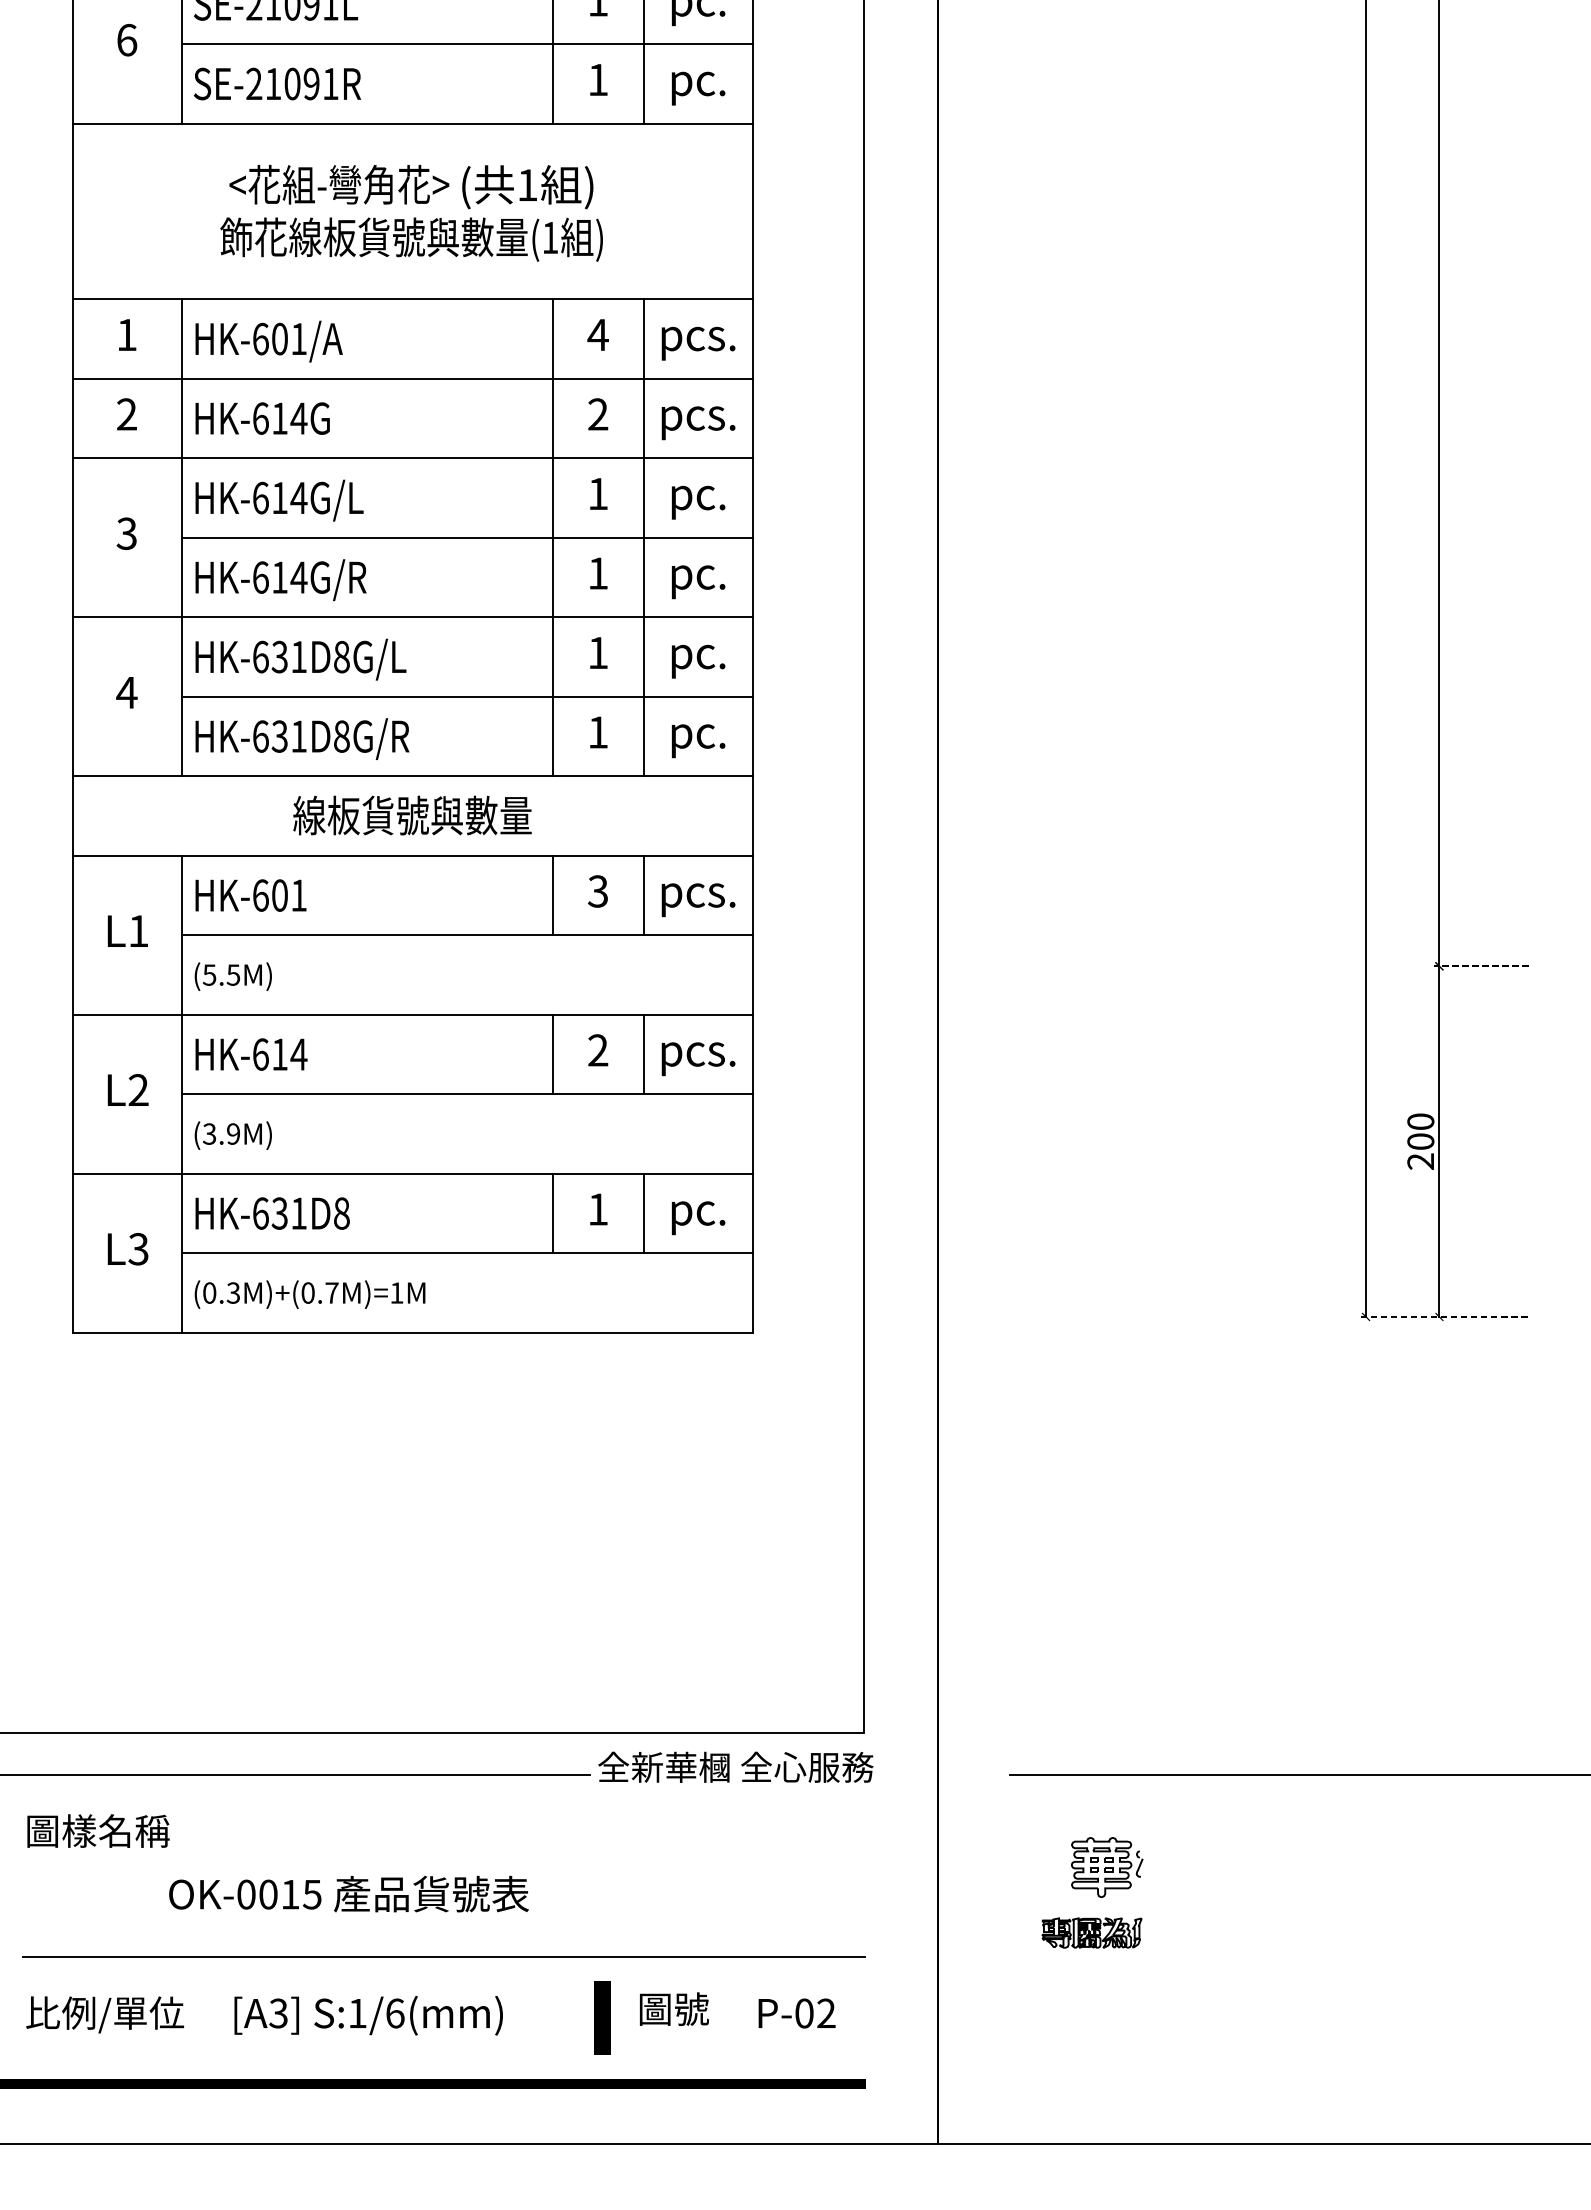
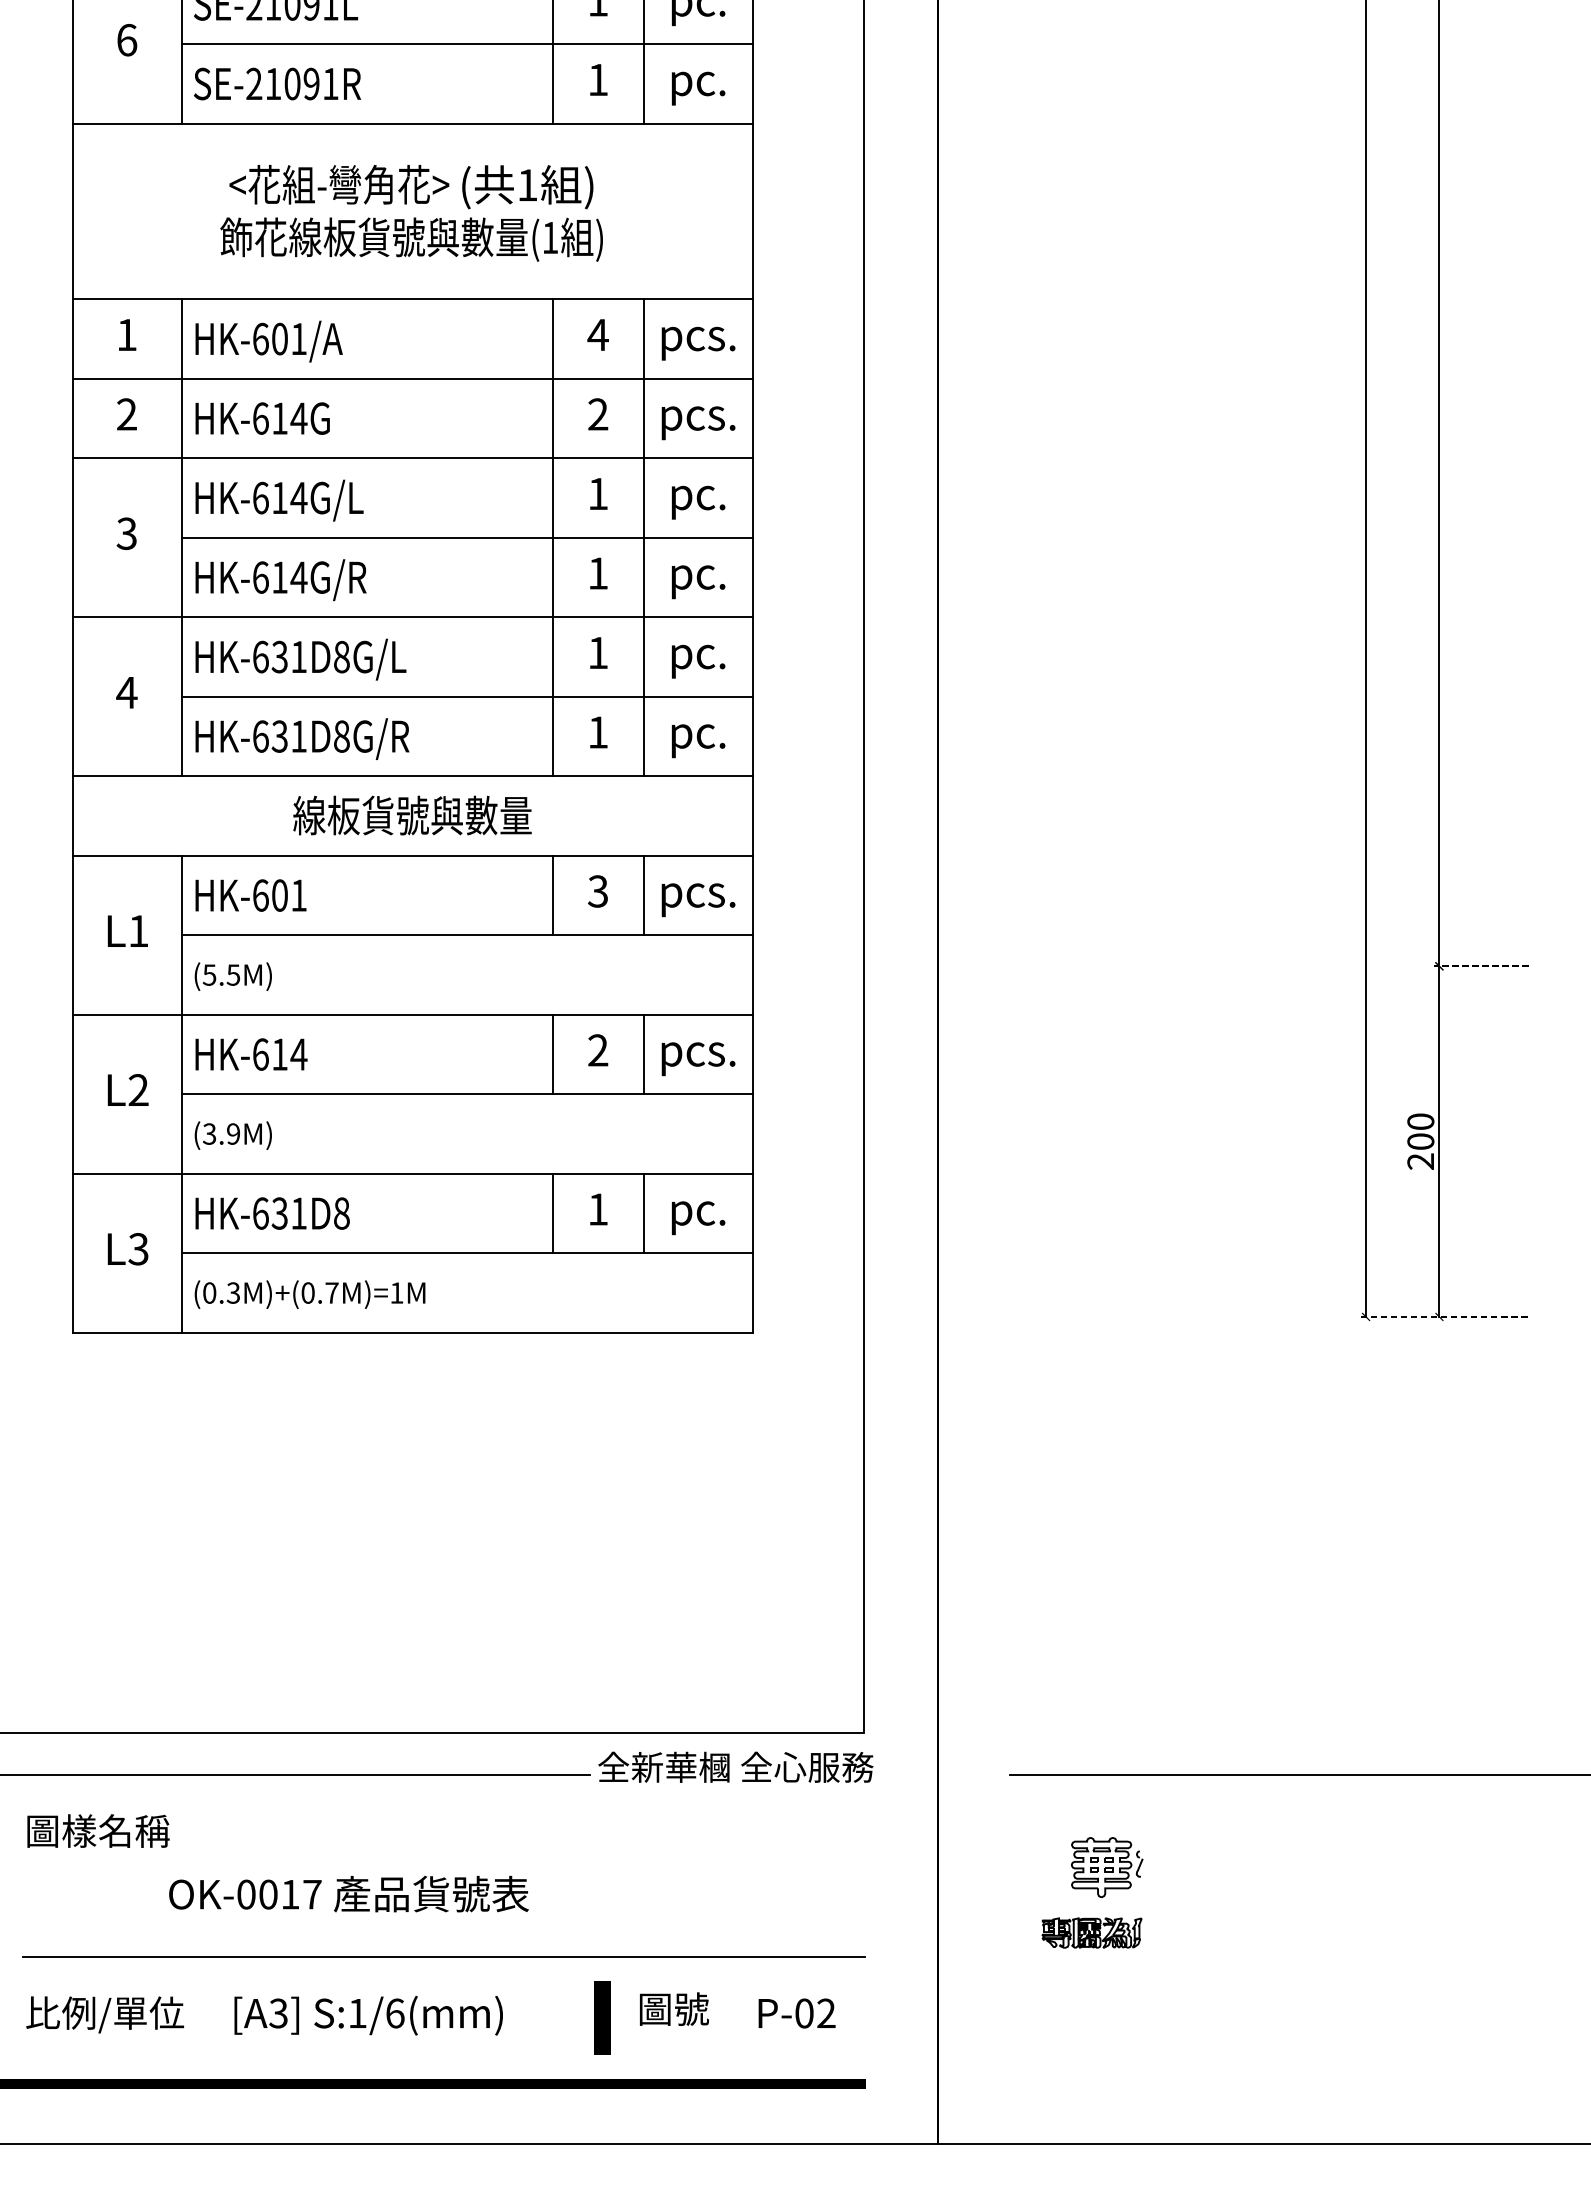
text: OK-0015 -> OK-0017 (311, 1894)
